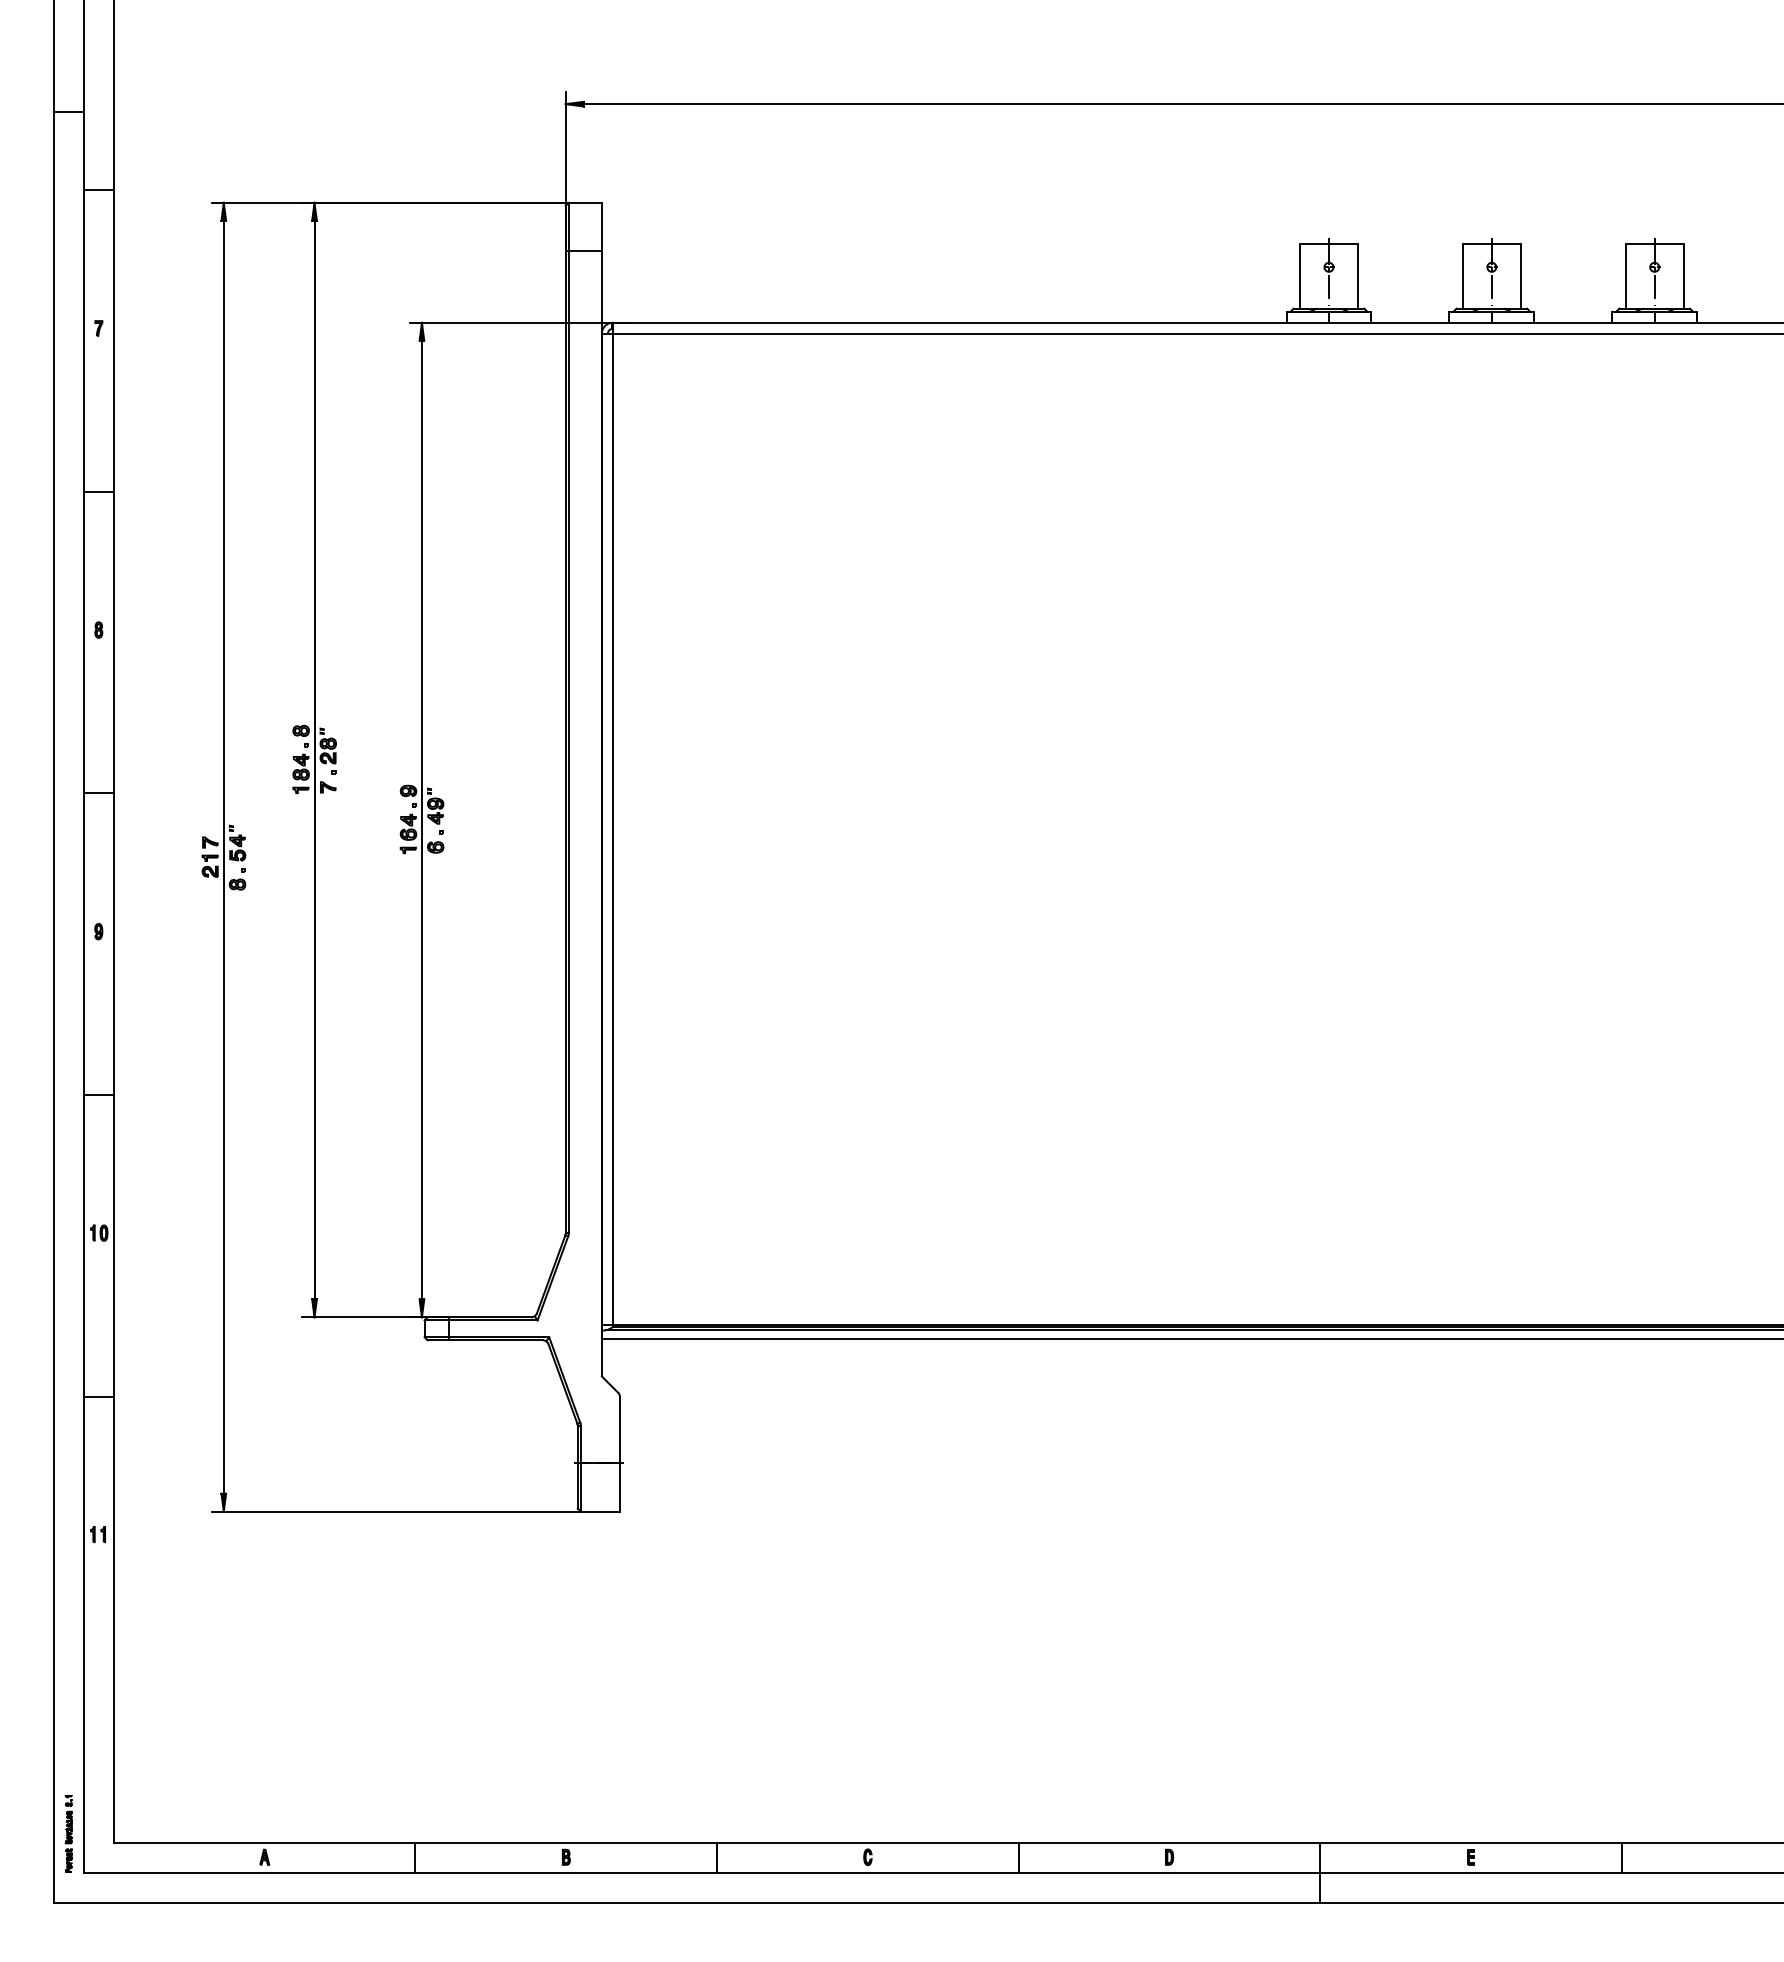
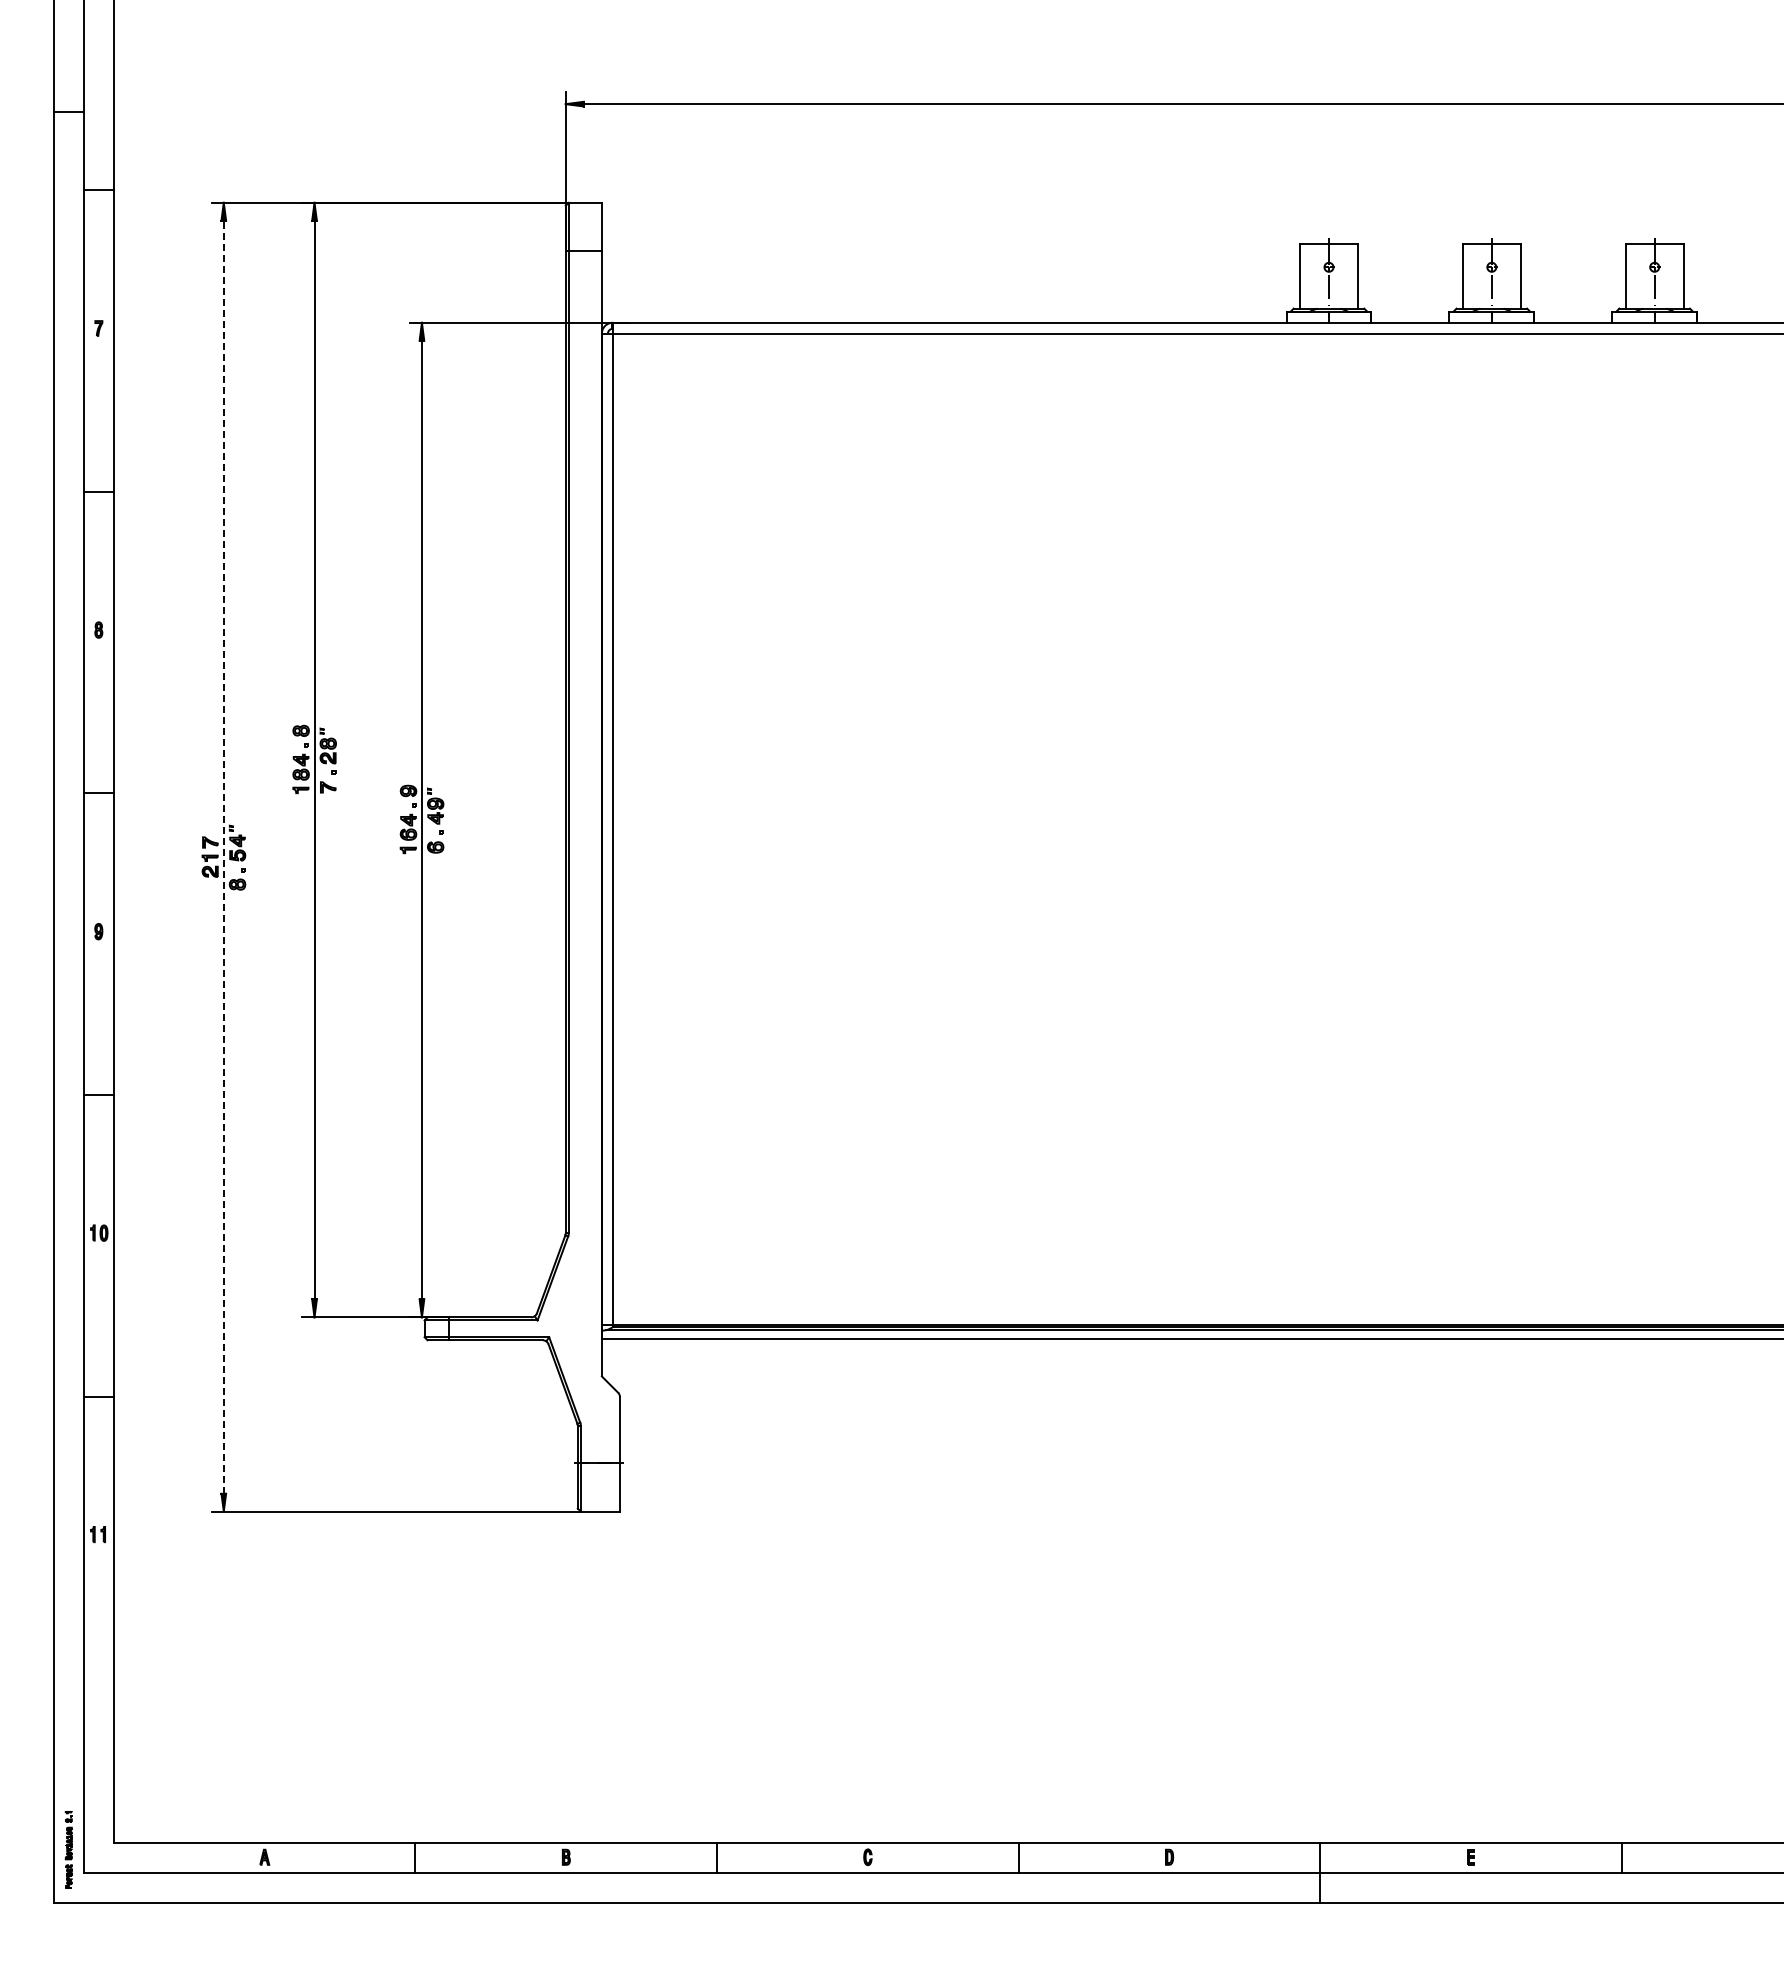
line: solid -> dashed (223, 856)
part position: (68, 1833) -> (68, 1849) (68, 1849)
